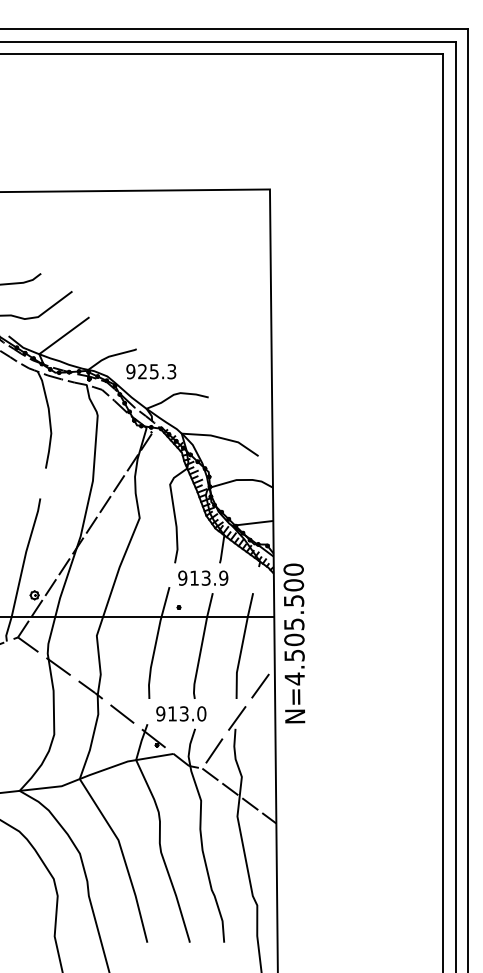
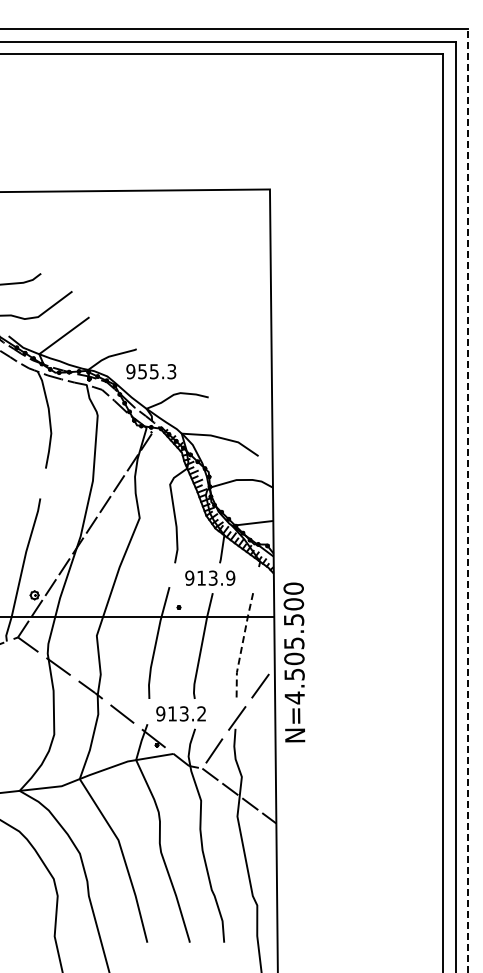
text: 925.3 -> 955.3 (142, 371)
line: solid -> dashed (468, 500)
text position: (203, 577) -> (210, 577) (210, 577)
text position: (294, 643) -> (294, 662) (294, 662)
line: solid -> dashed (242, 646)
text: 913.0 -> 913.2 (201, 713)
